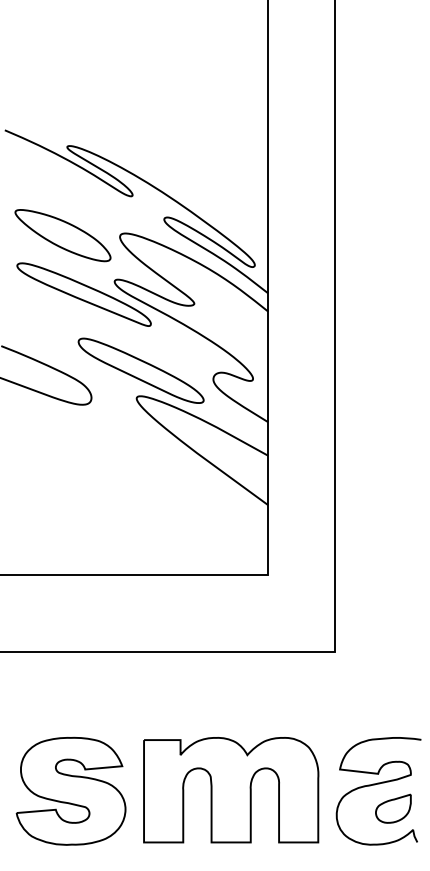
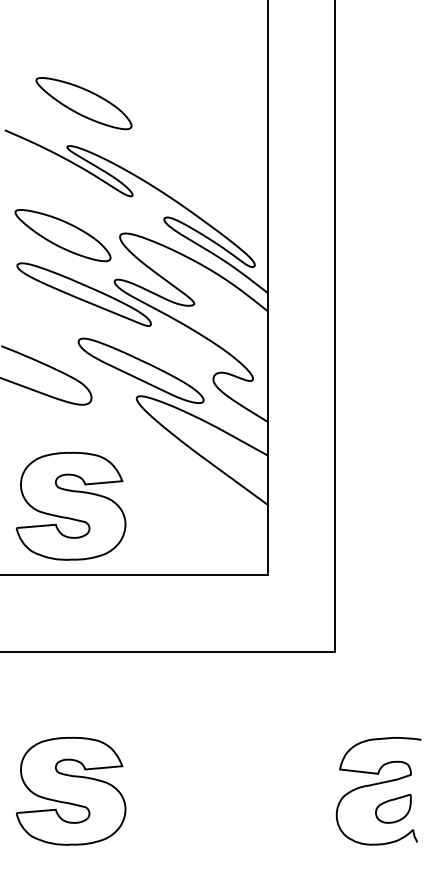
part: none -> present (83, 103)
part: none -> present (70, 505)
part: present -> none (231, 790)
